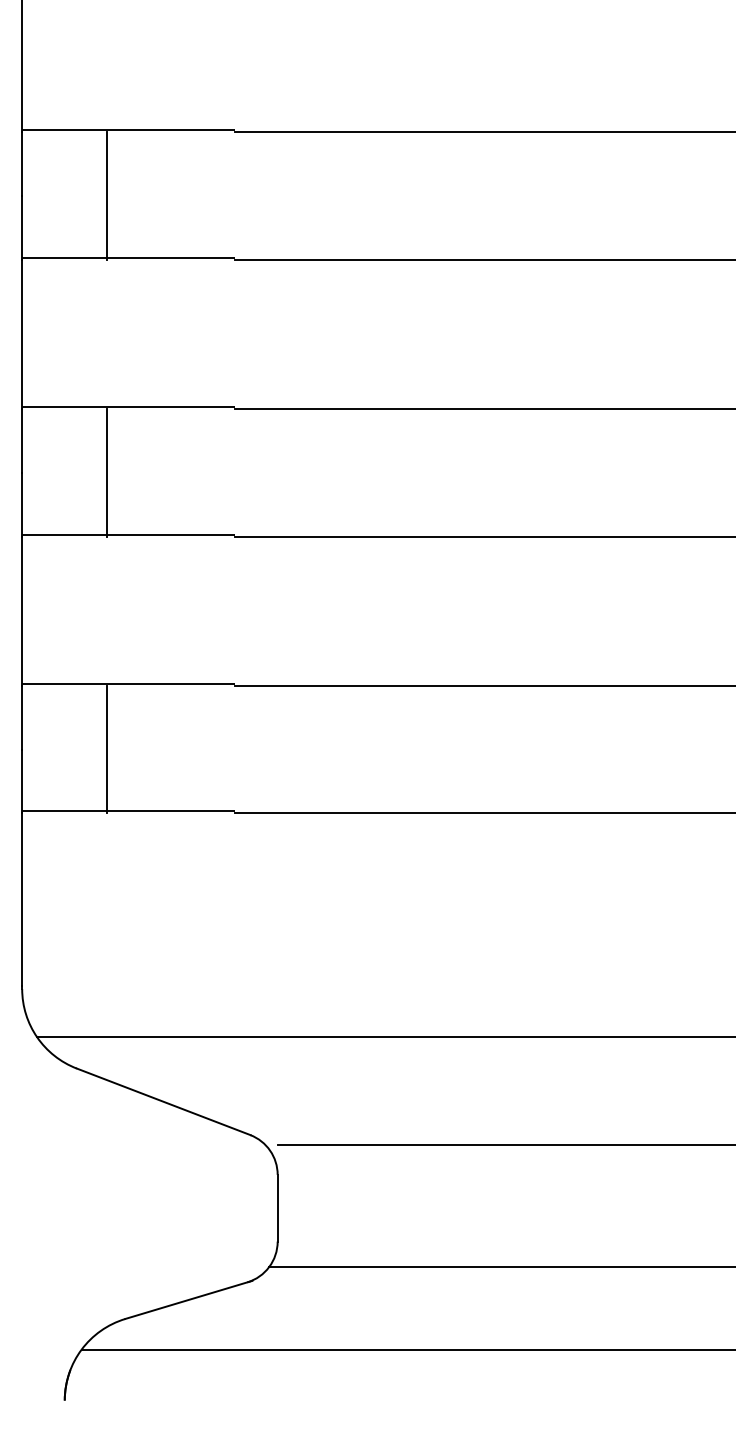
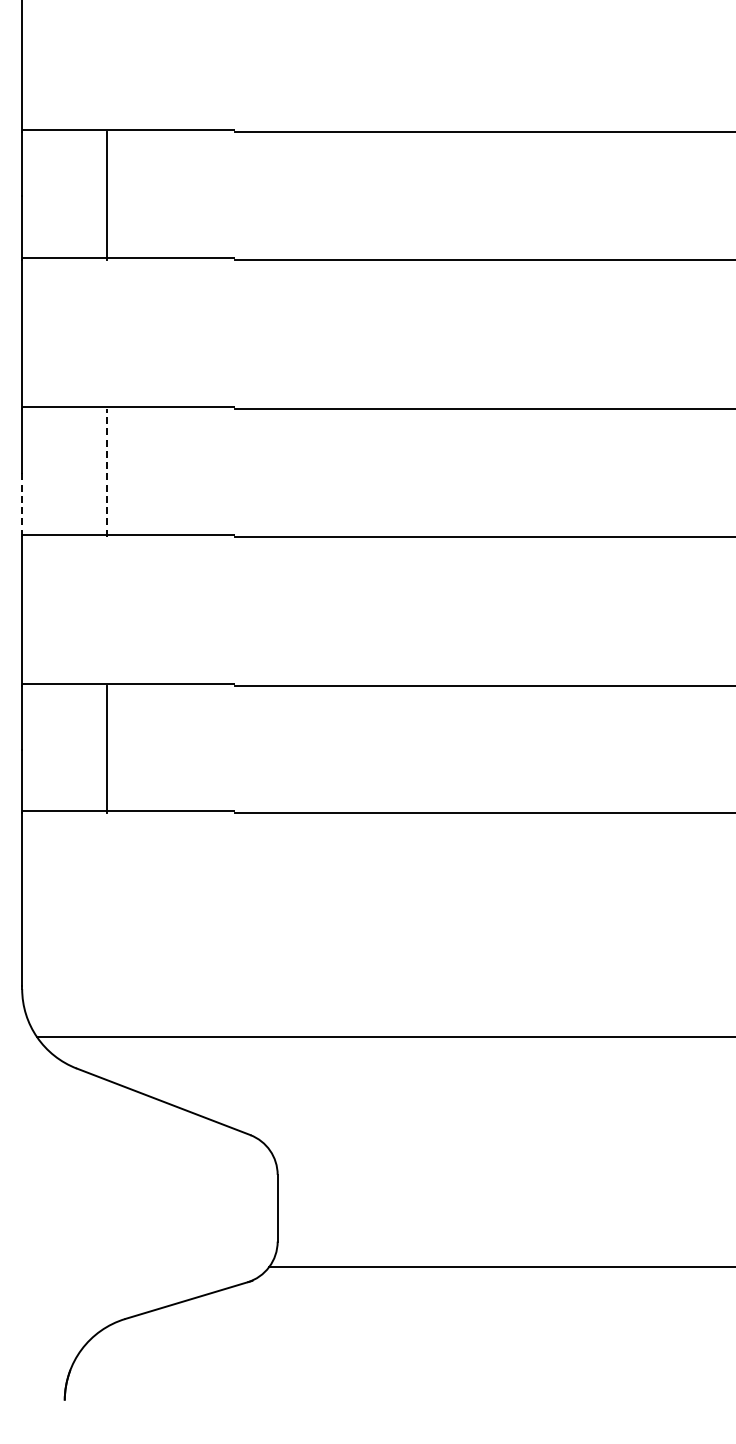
line: solid -> dashed (107, 472)
line: solid -> dashed (22, 504)
line: present -> none (504, 1144)
line: present -> none (406, 1349)
